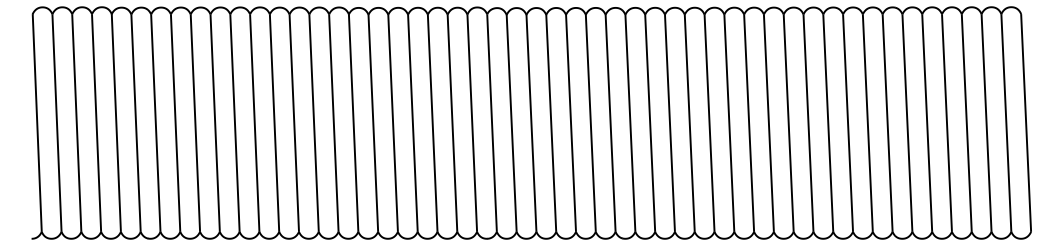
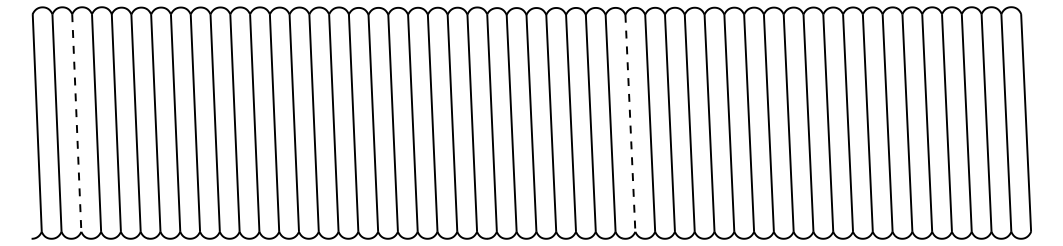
line: solid -> dashed (76, 123)
line: solid -> dashed (630, 123)
